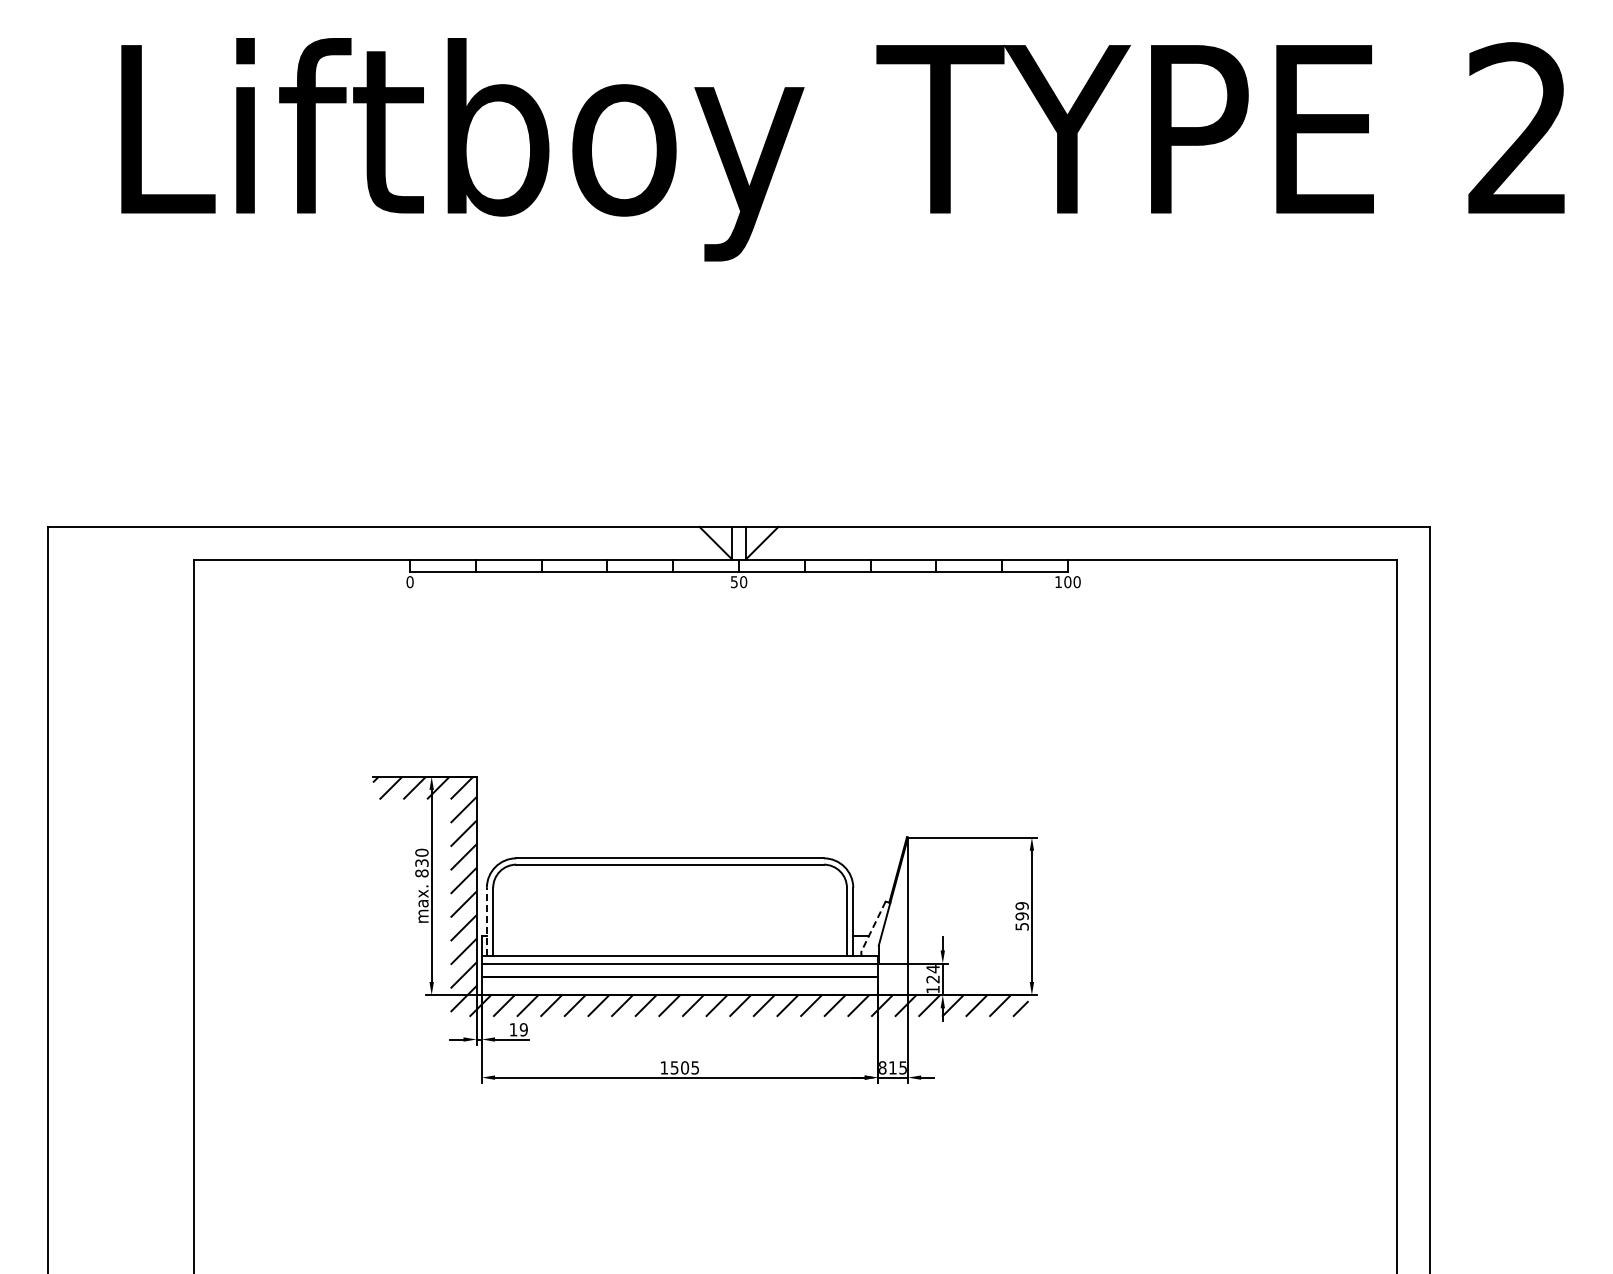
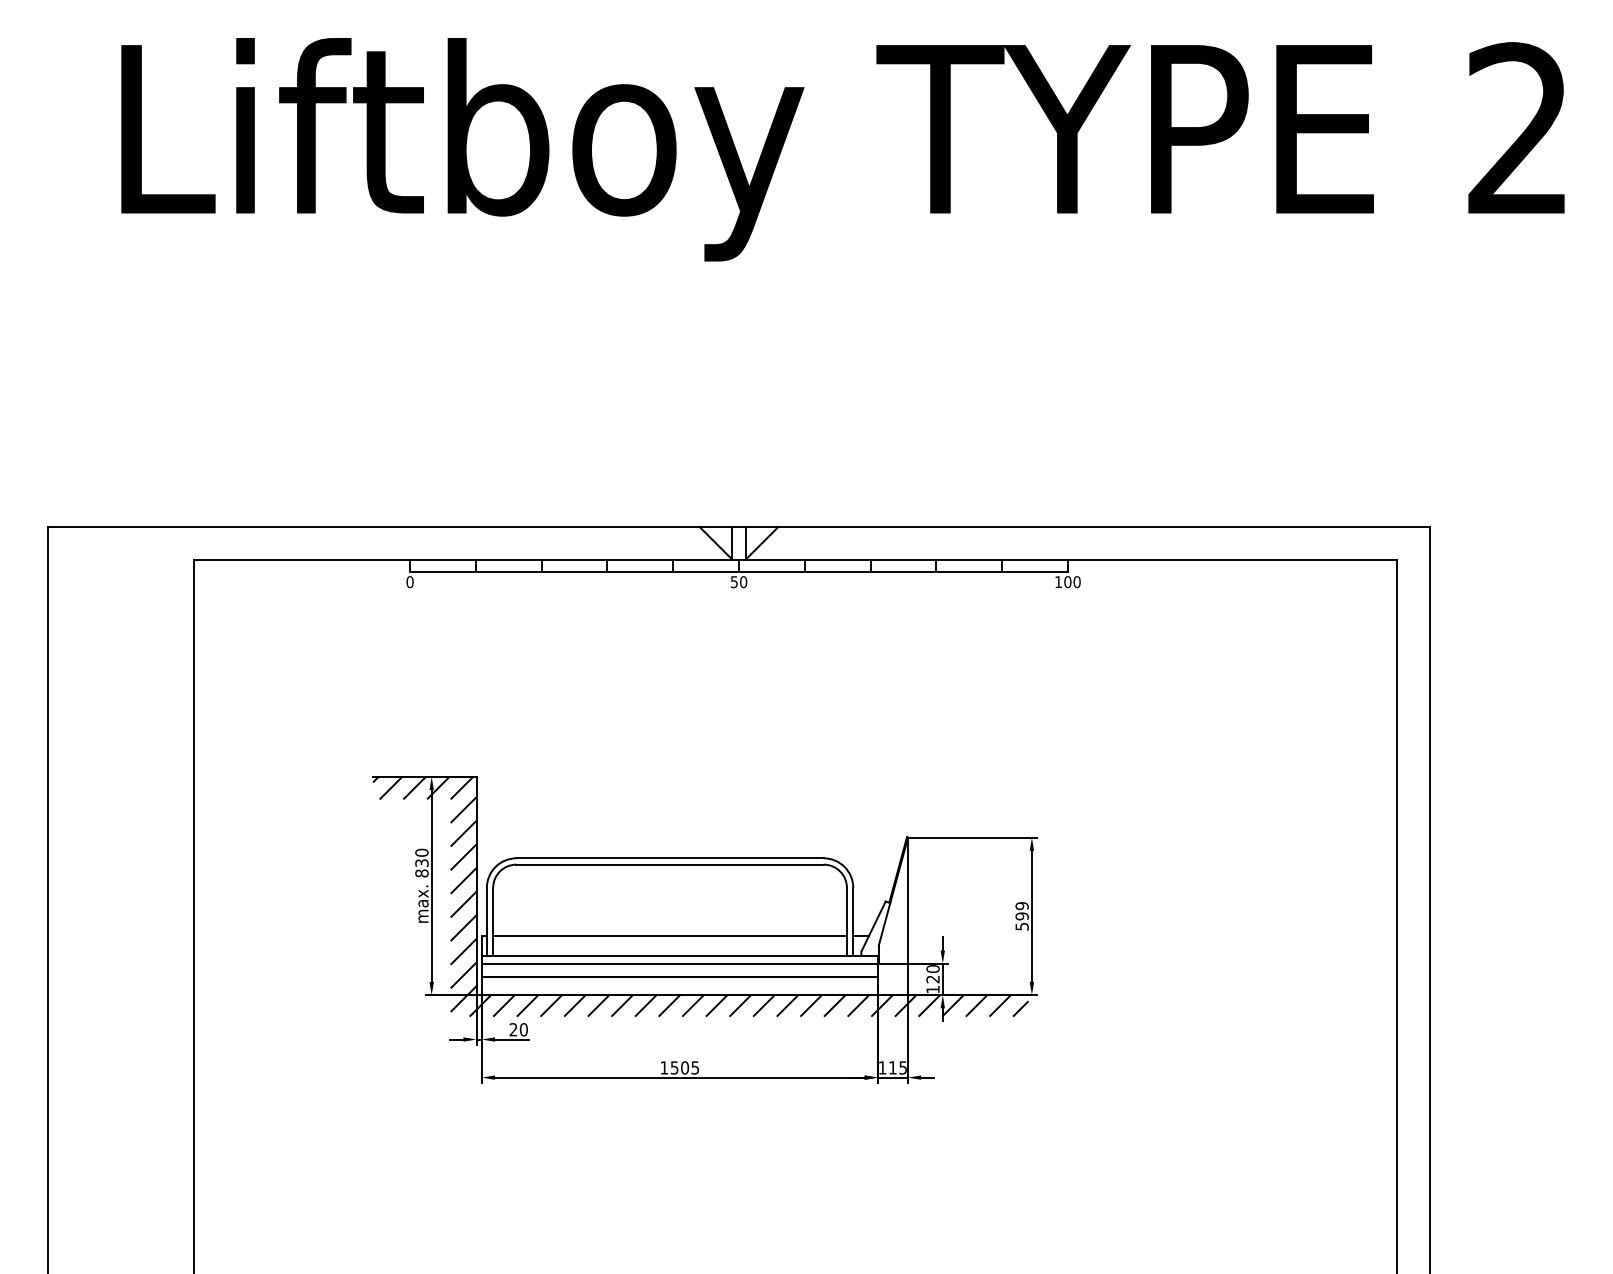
line: dashed -> solid (486, 921)
line: dashed -> solid (873, 926)
line: none -> present (669, 936)
text: 124 -> 120 (932, 969)
text: 19 -> 20 (518, 1029)
text: 815 -> 115 (882, 1067)
